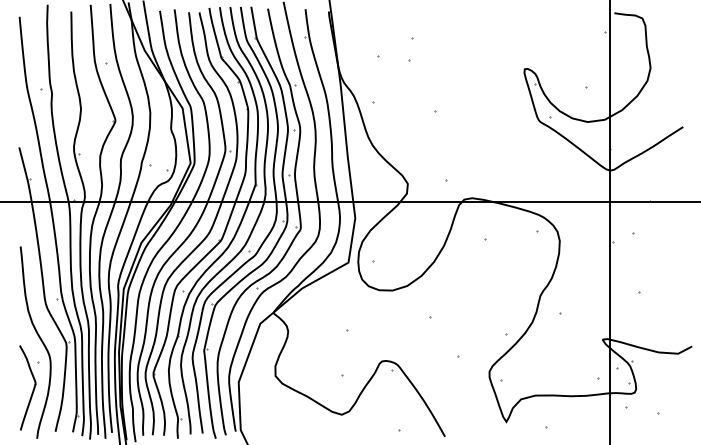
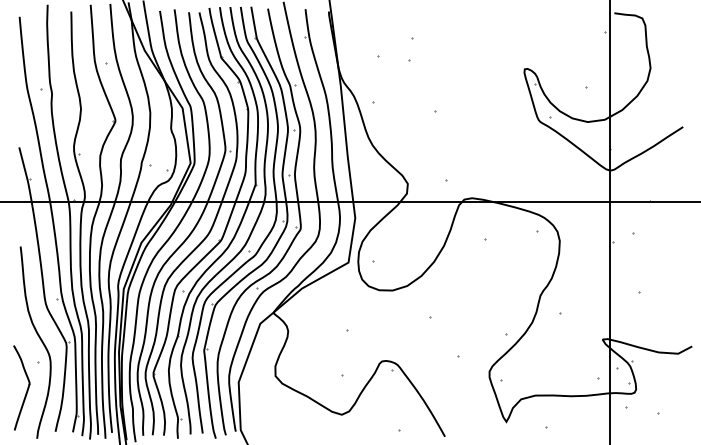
part position: (27, 387) -> (21, 387) (21, 387)
